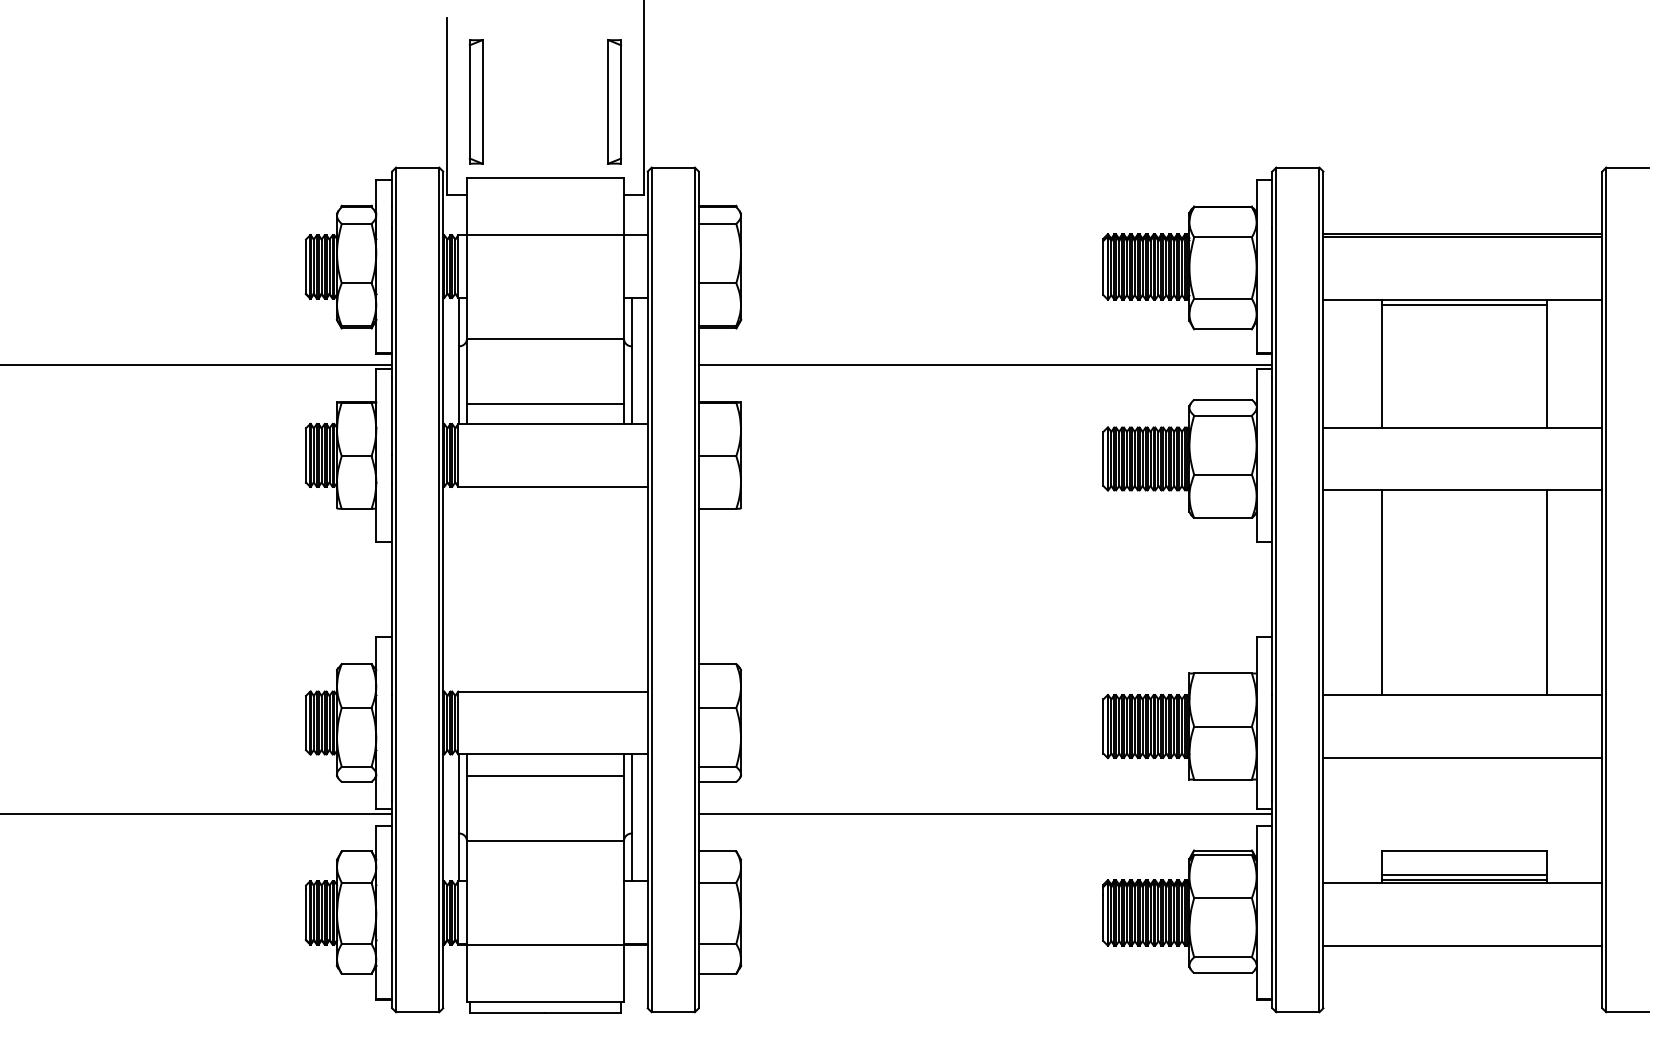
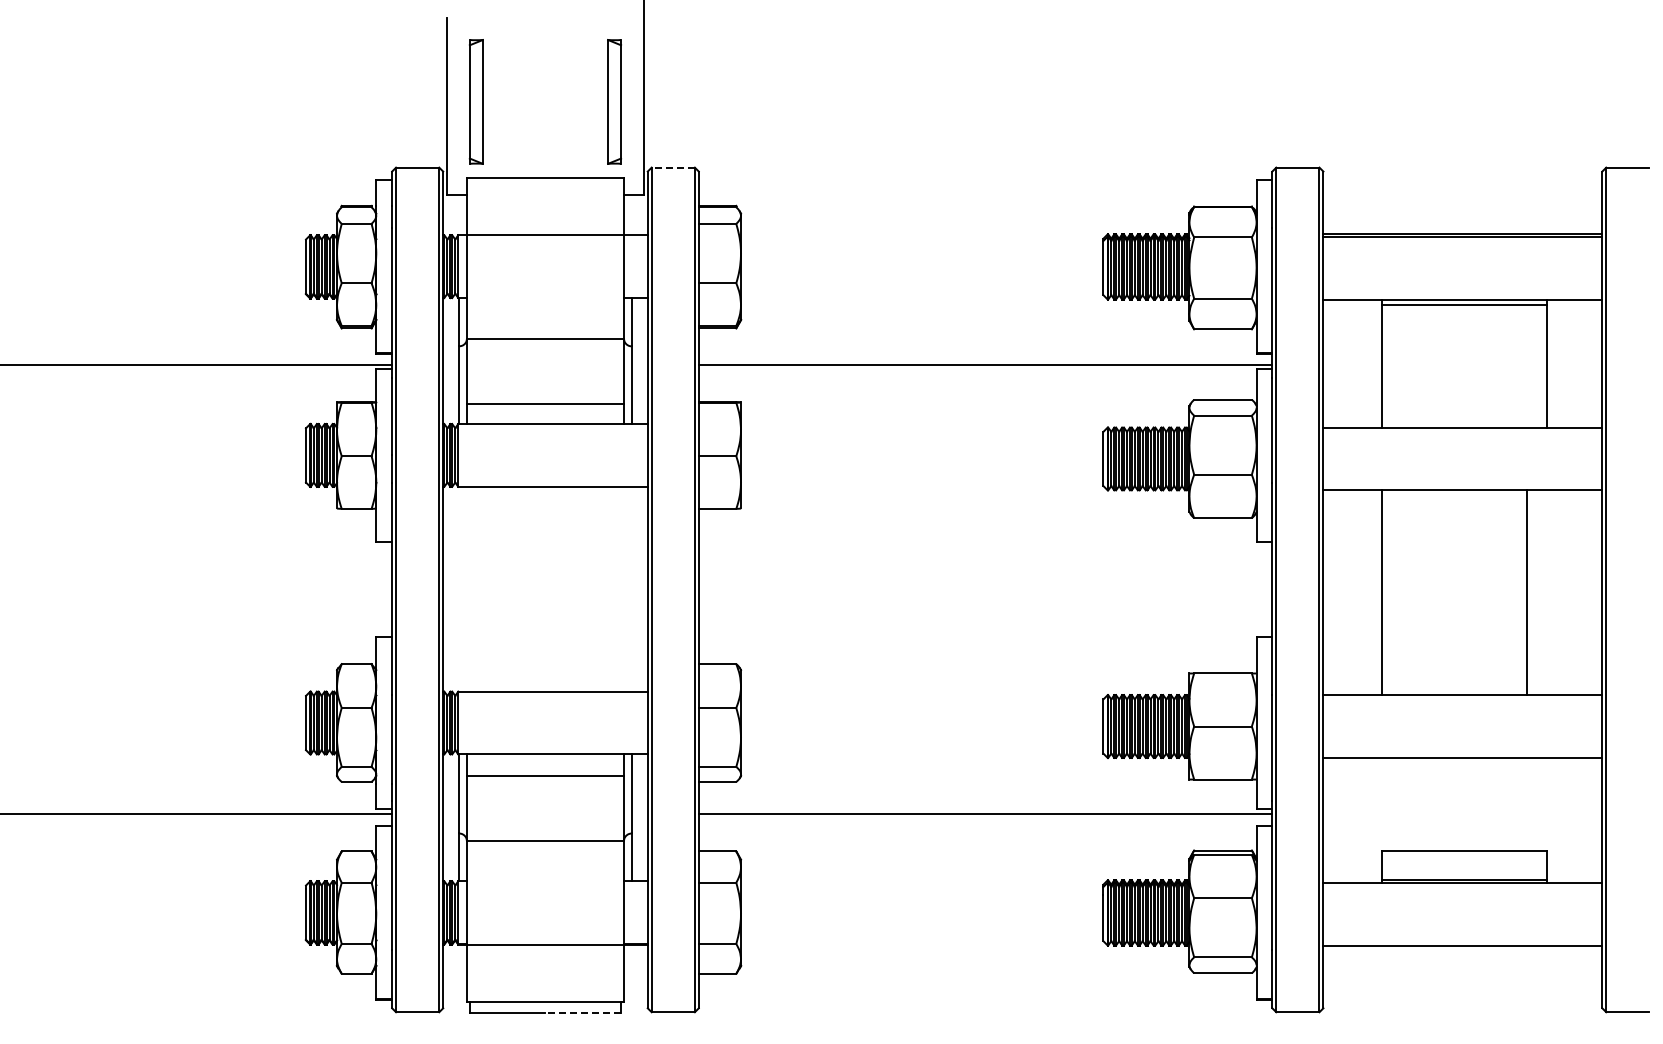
line: solid -> dashed (673, 167)
line position: (1547, 592) -> (1527, 592) (1527, 592)
line: present -> none (1464, 874)
line: solid -> dashed (583, 1012)
